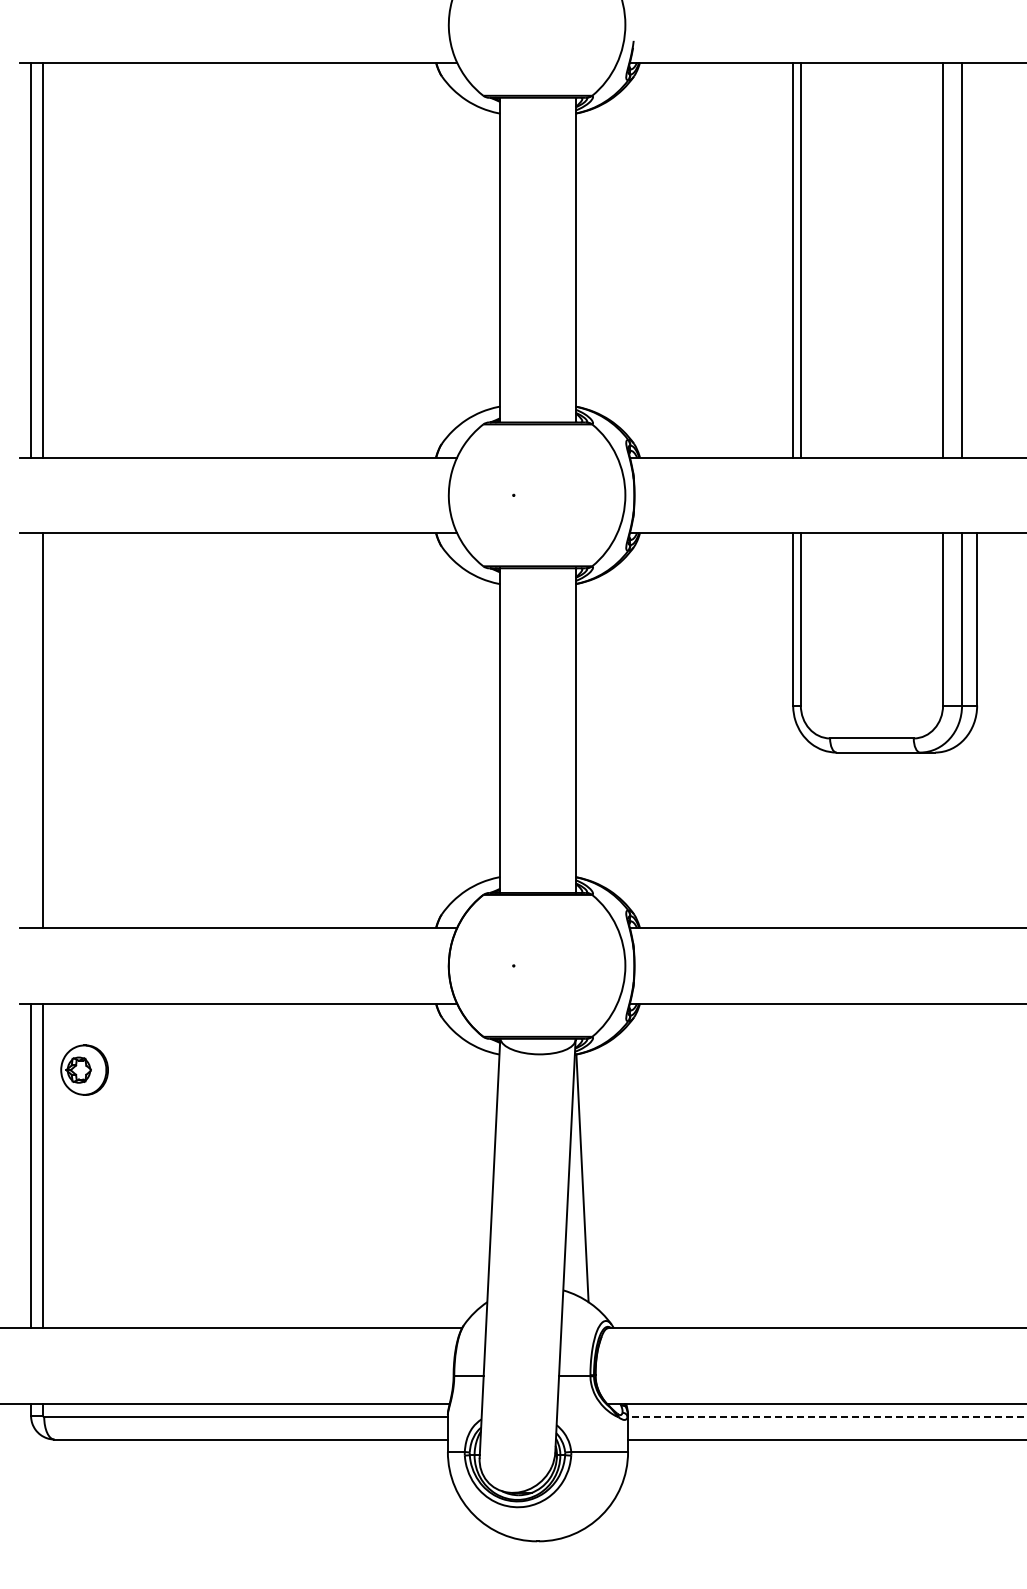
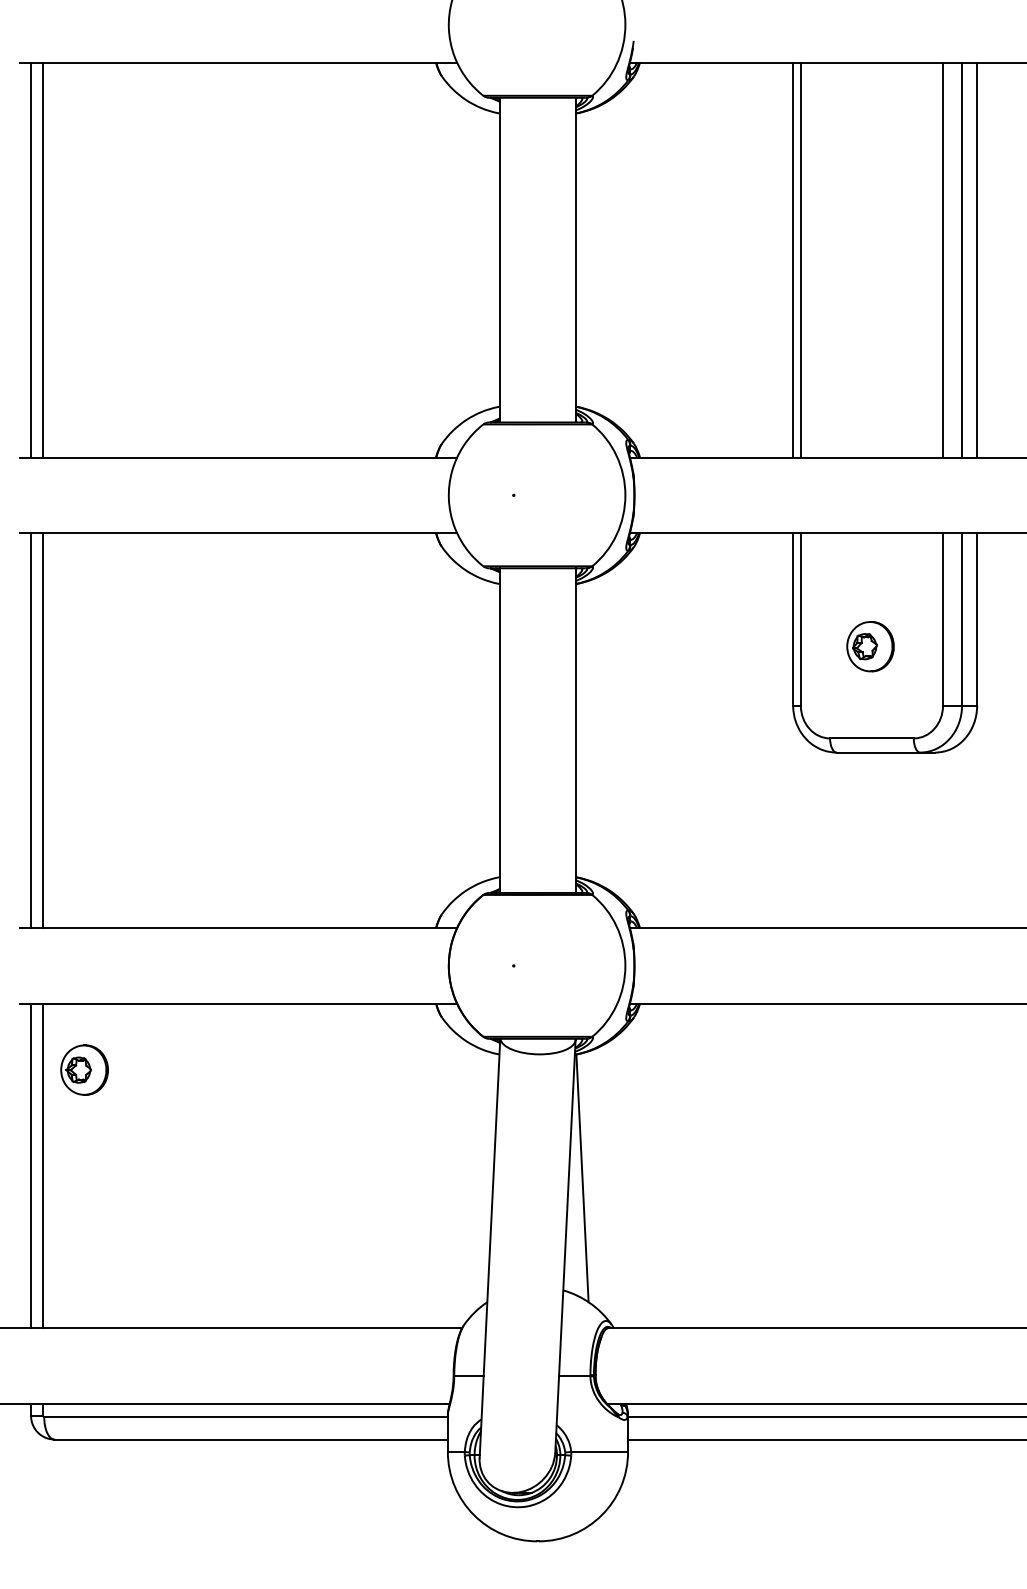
line: none -> present (977, 259)
part: none -> present (870, 646)
line: none -> present (31, 730)
line: dashed -> solid (826, 1417)
